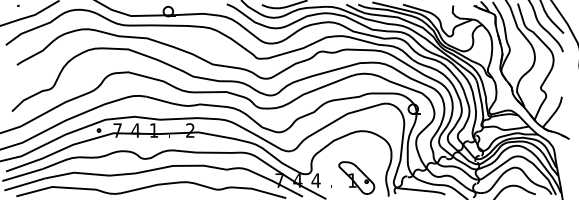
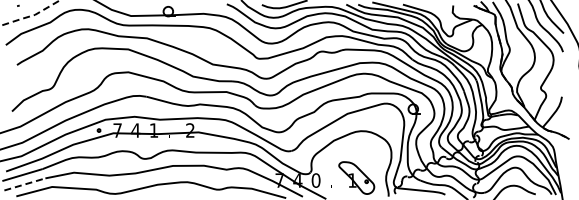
line: solid -> dashed (31, 16)
text: 4 -> 0 (315, 180)
line: solid -> dashed (25, 184)
